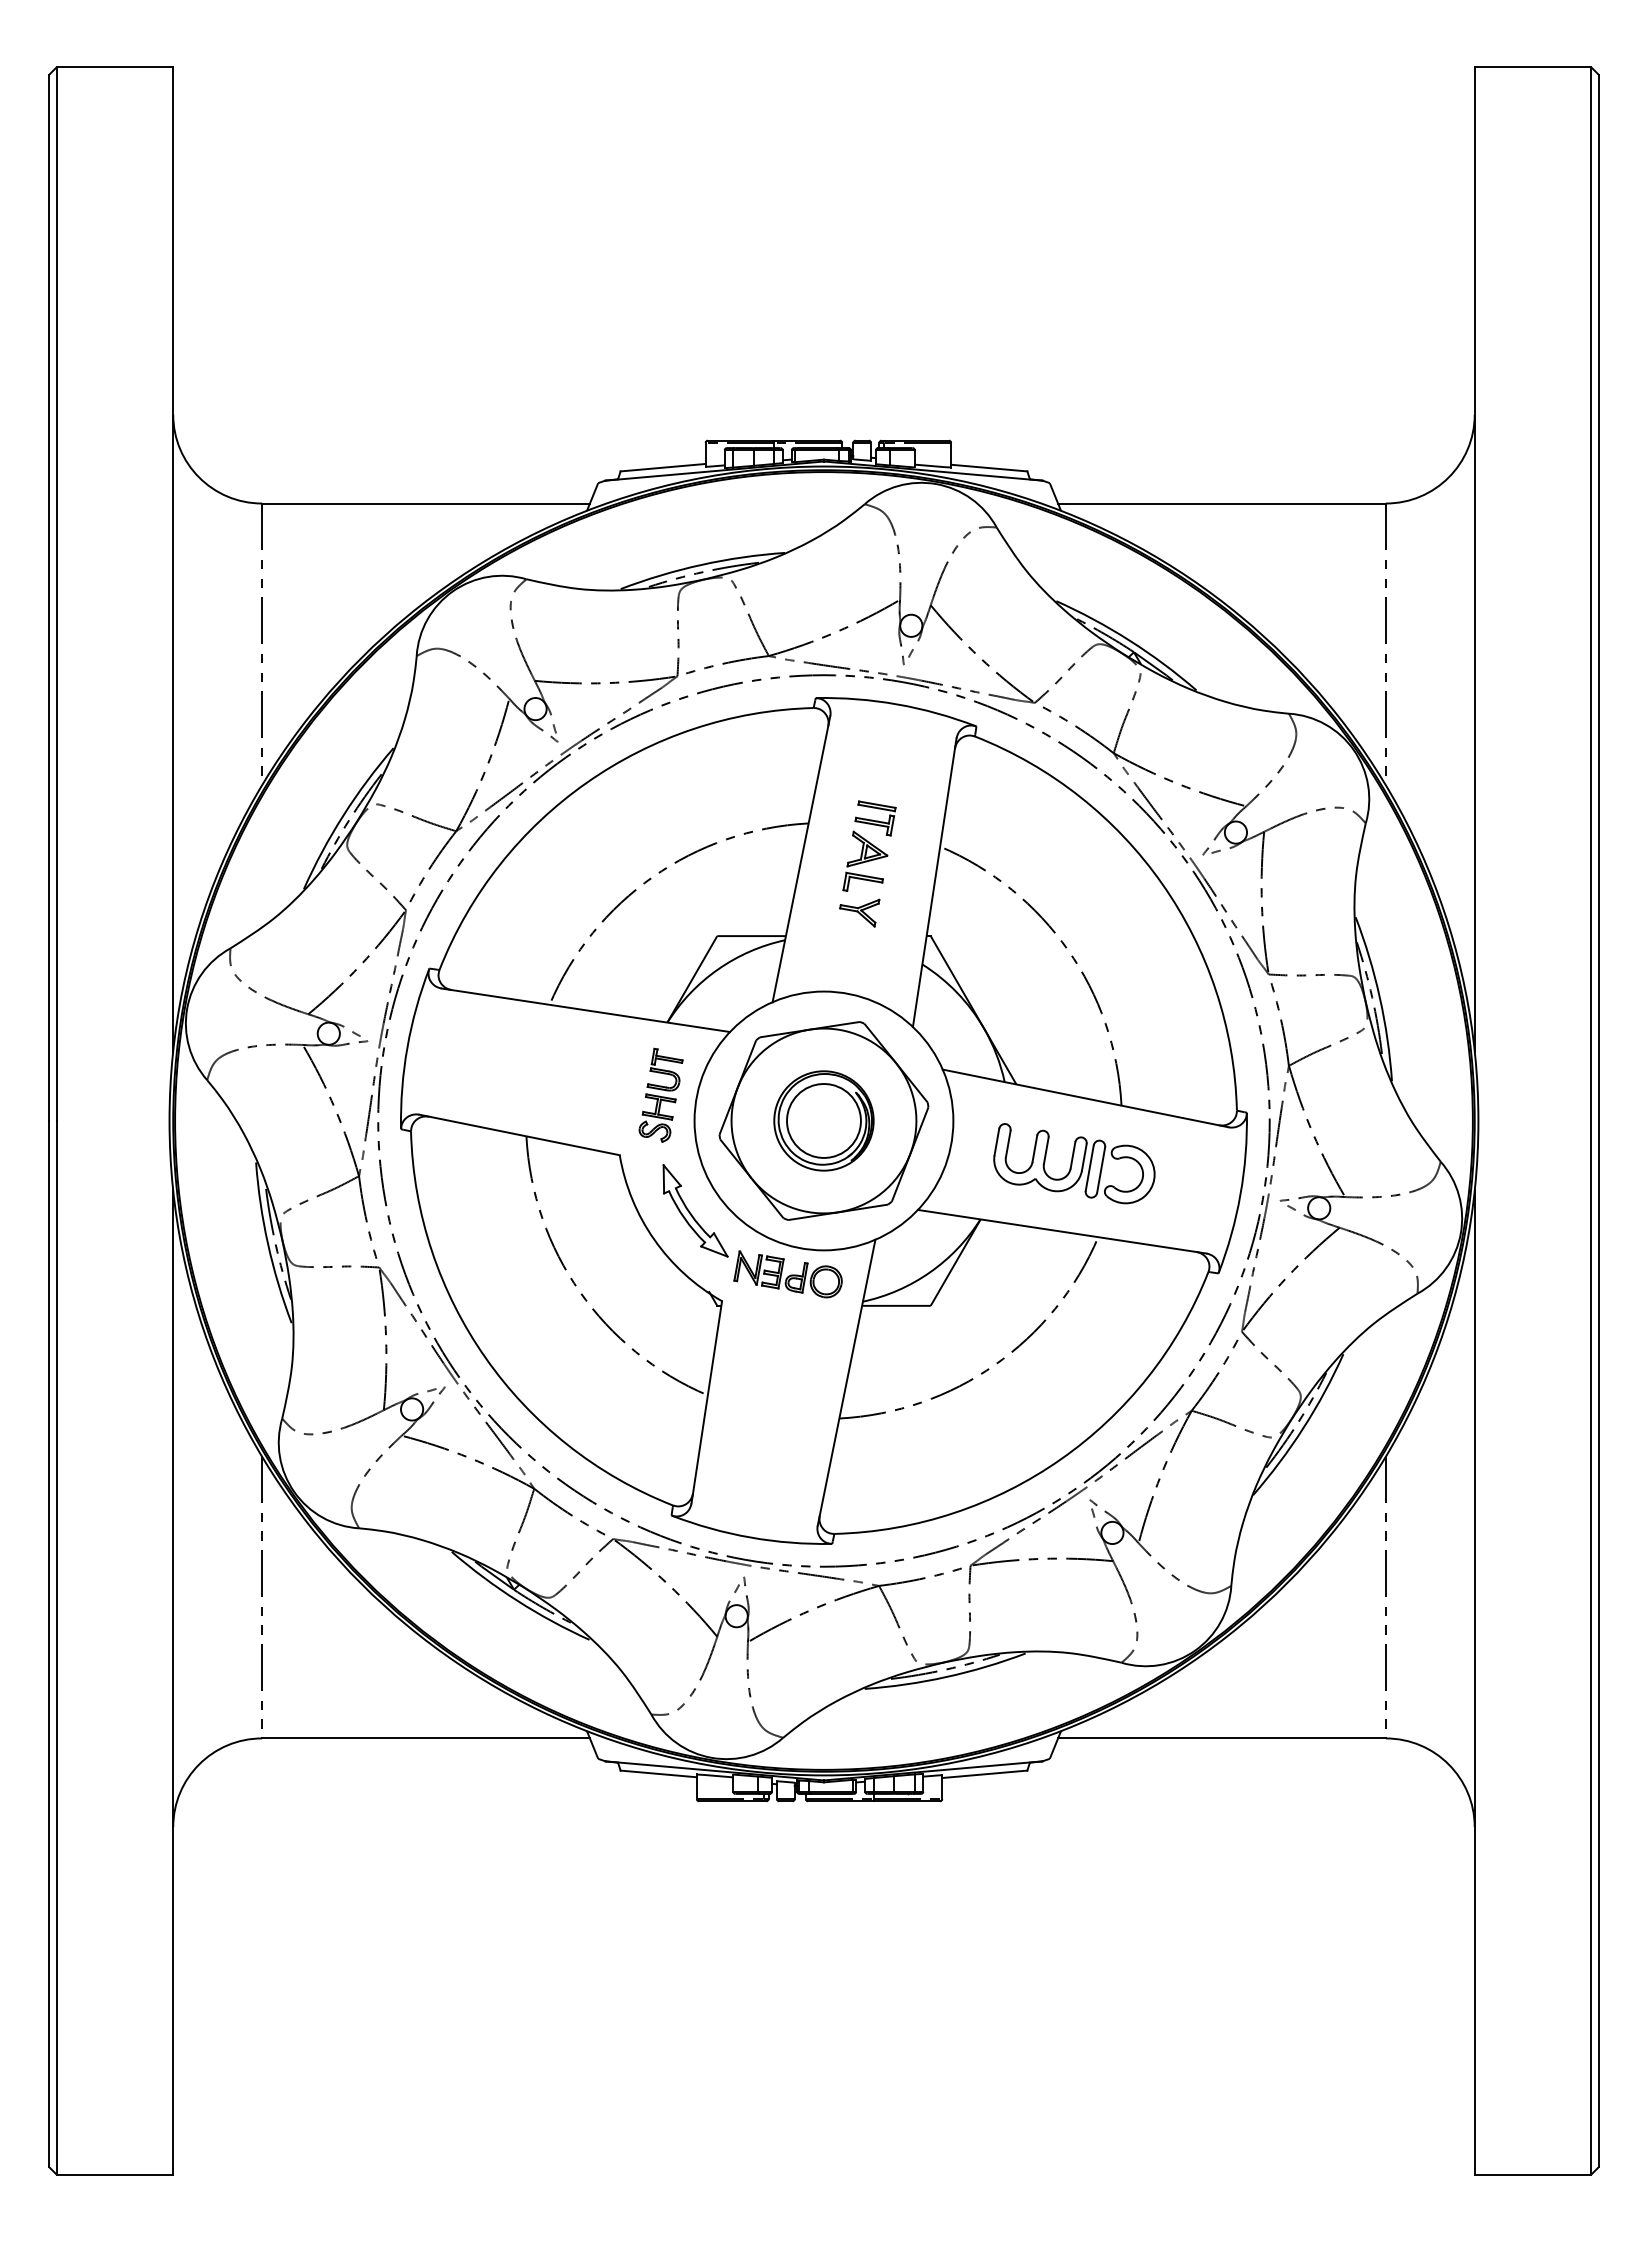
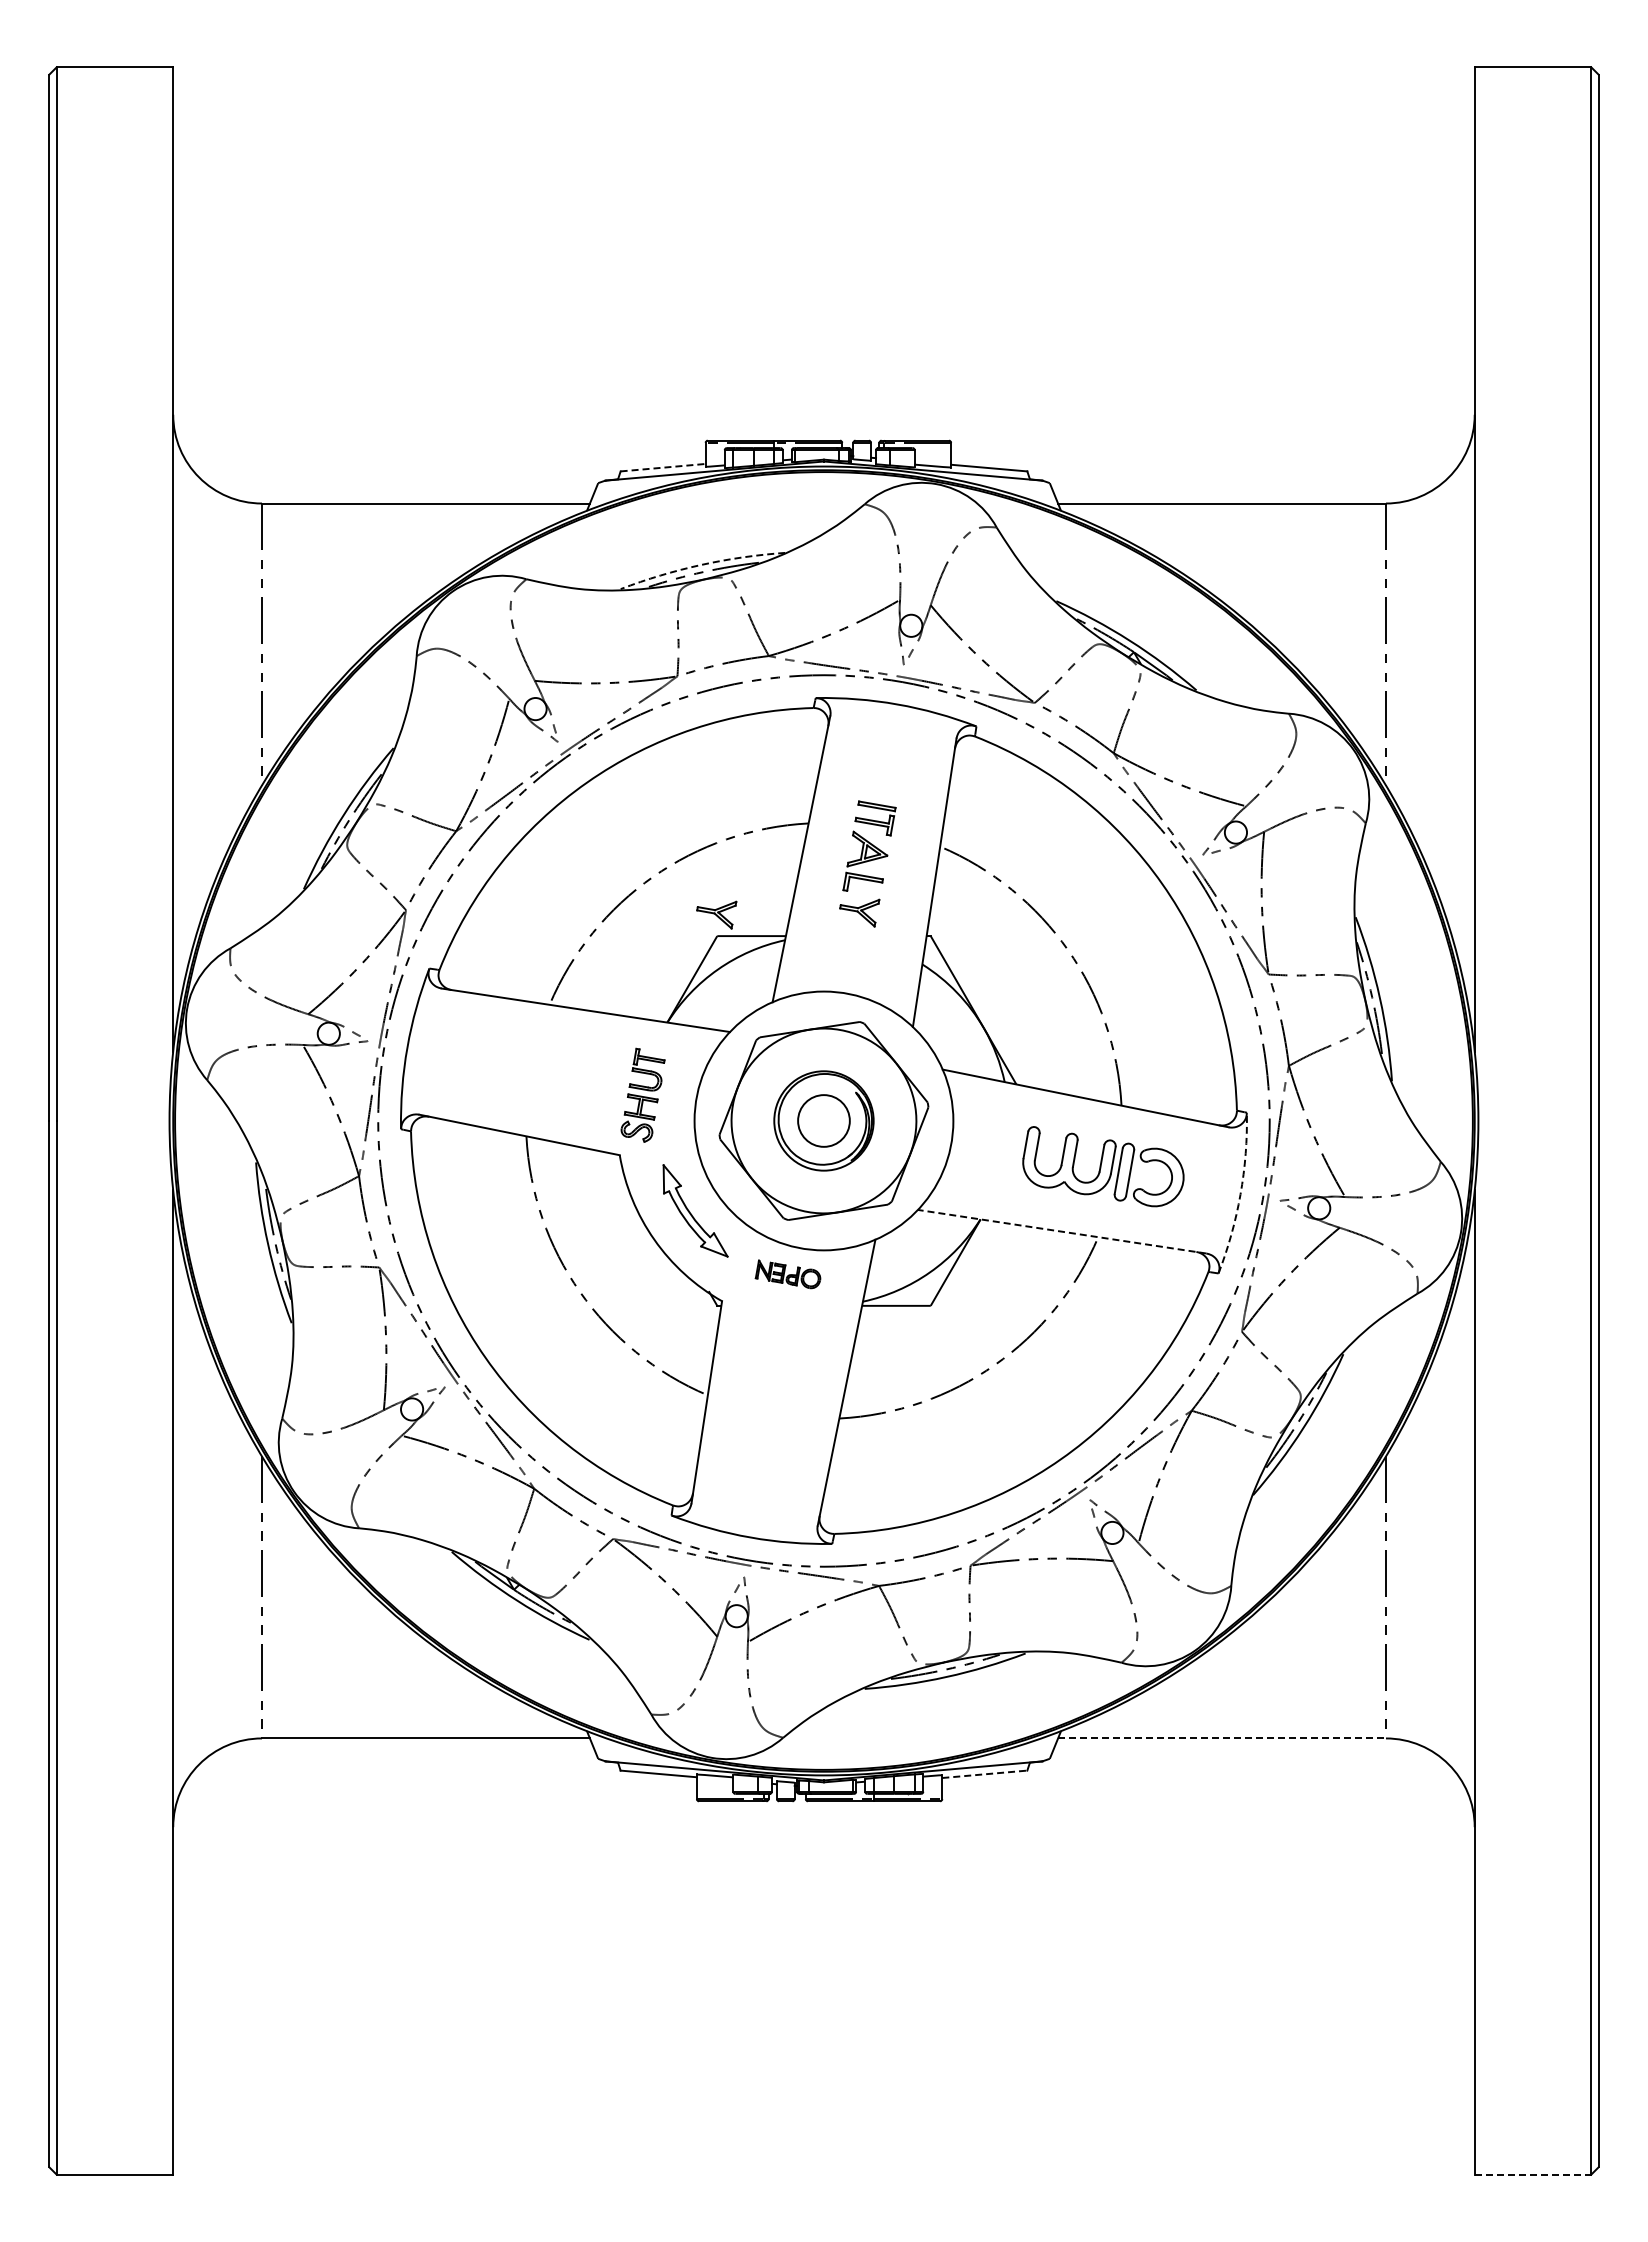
line: solid -> dashed (663, 467)
arc: solid -> dashed (701, 564)
part: none -> present (716, 914)
part position: (660, 1094) -> (642, 1094) (642, 1094)
circle diameter: 74 px -> 52 px (823, 1120)
part position: (1074, 1163) -> (1103, 1166) (1103, 1166)
arc: solid -> dashed (1240, 1194)
line: solid -> dashed (1062, 1231)
part size: 110x49 px -> 68x31 px (787, 1274)
line: solid -> dashed (1222, 1738)
line: solid -> dashed (984, 1774)
line: solid -> dashed (1533, 2174)
